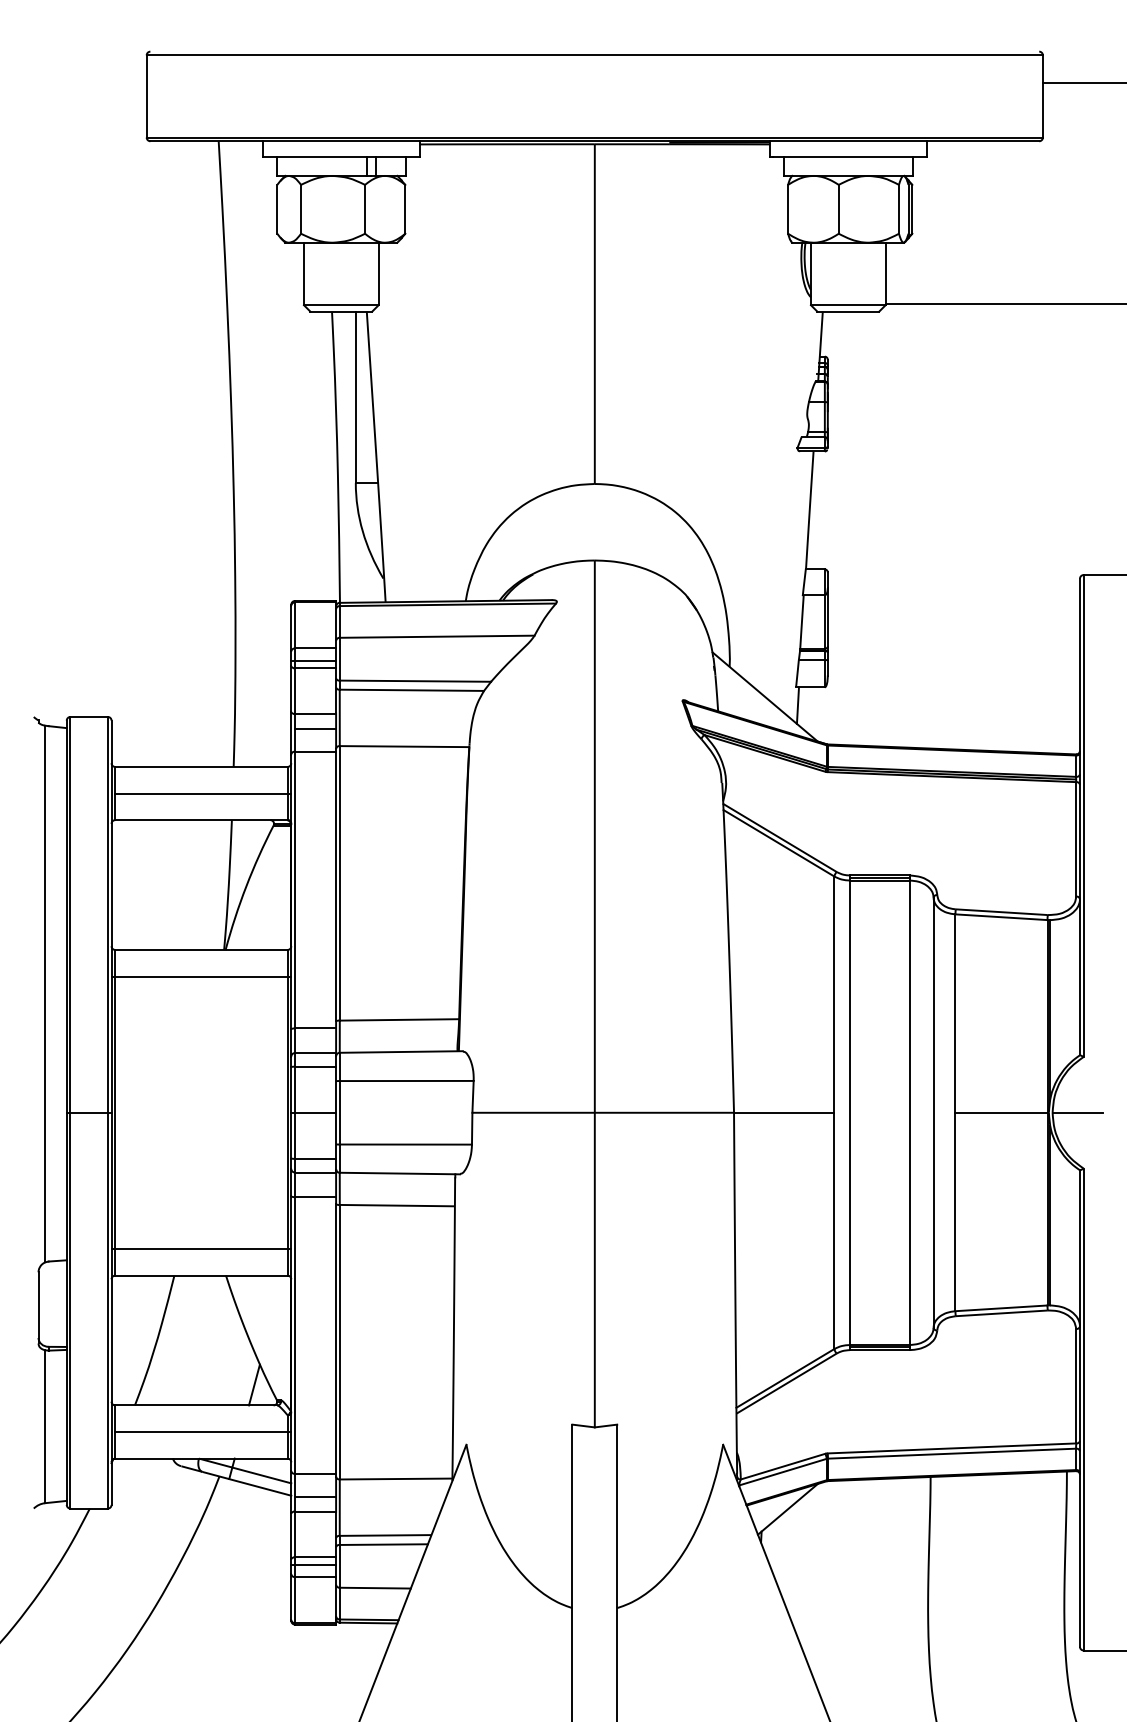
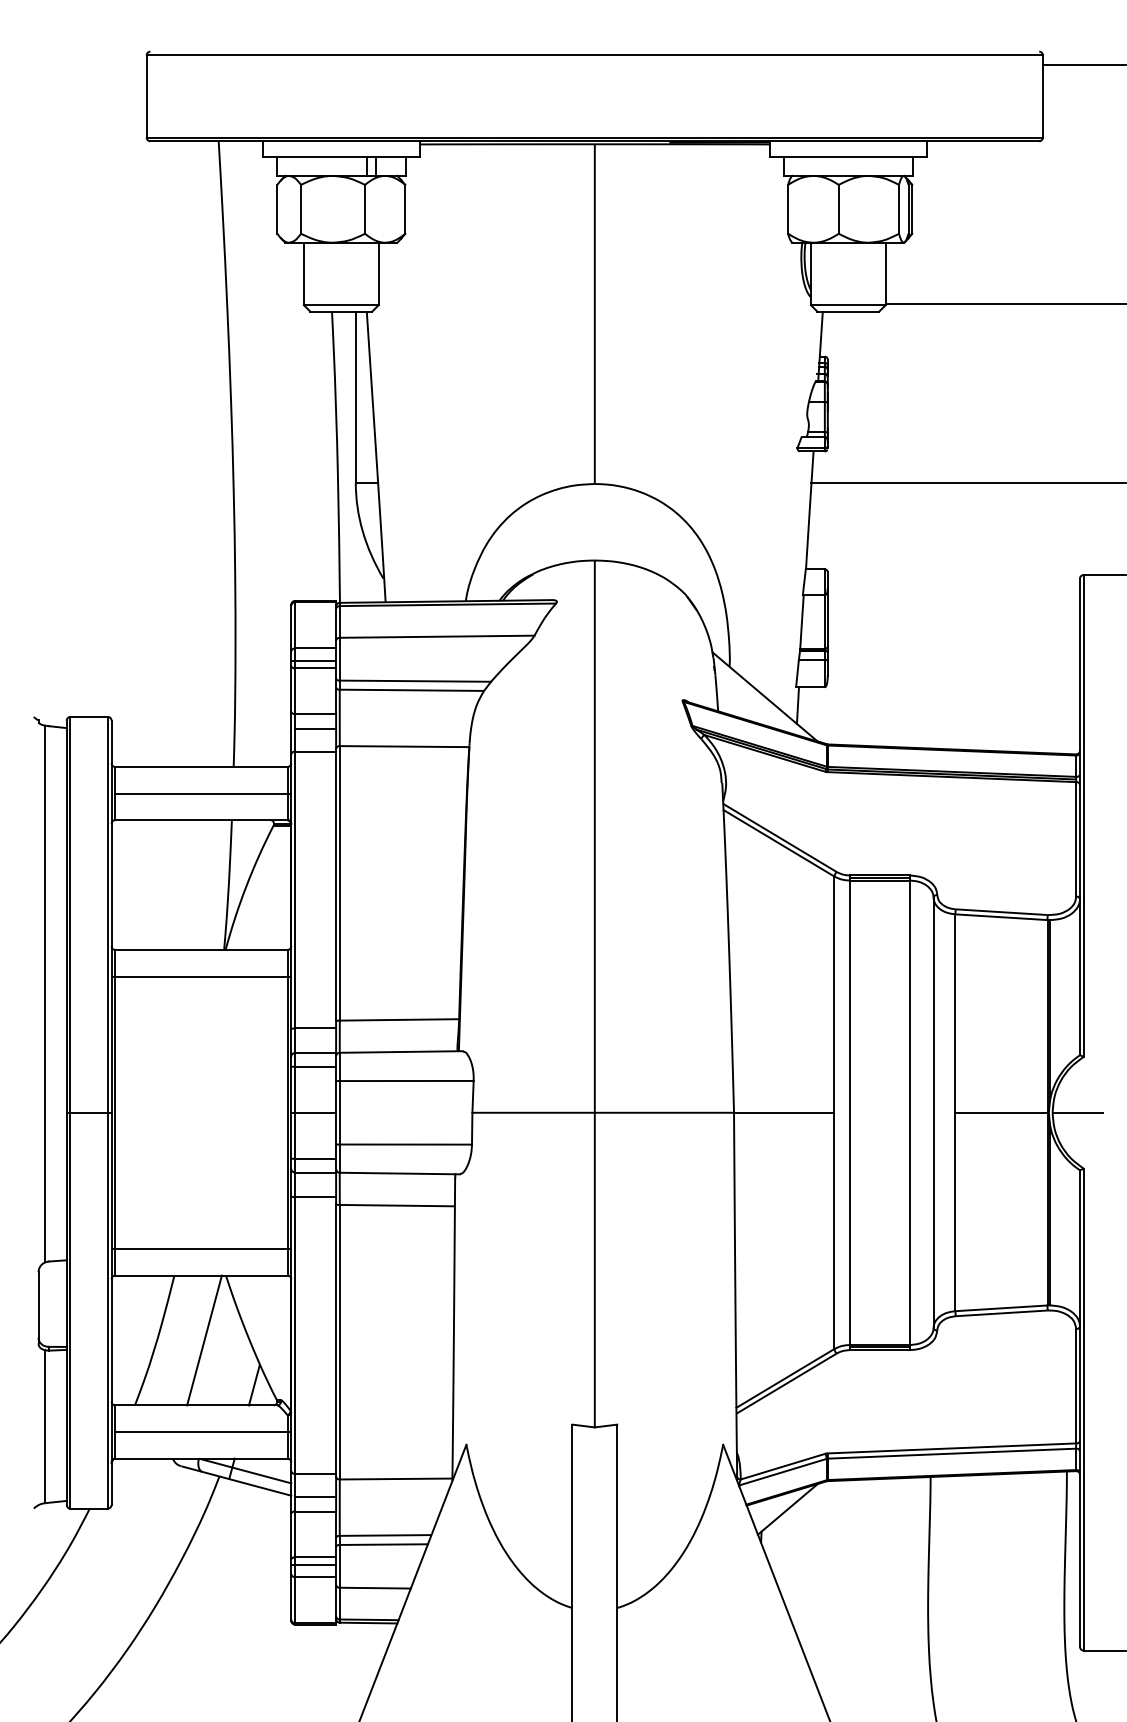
line position: (1082, 82) -> (1082, 64) (1082, 64)
line: none -> present (967, 483)
line: none -> present (204, 1340)
